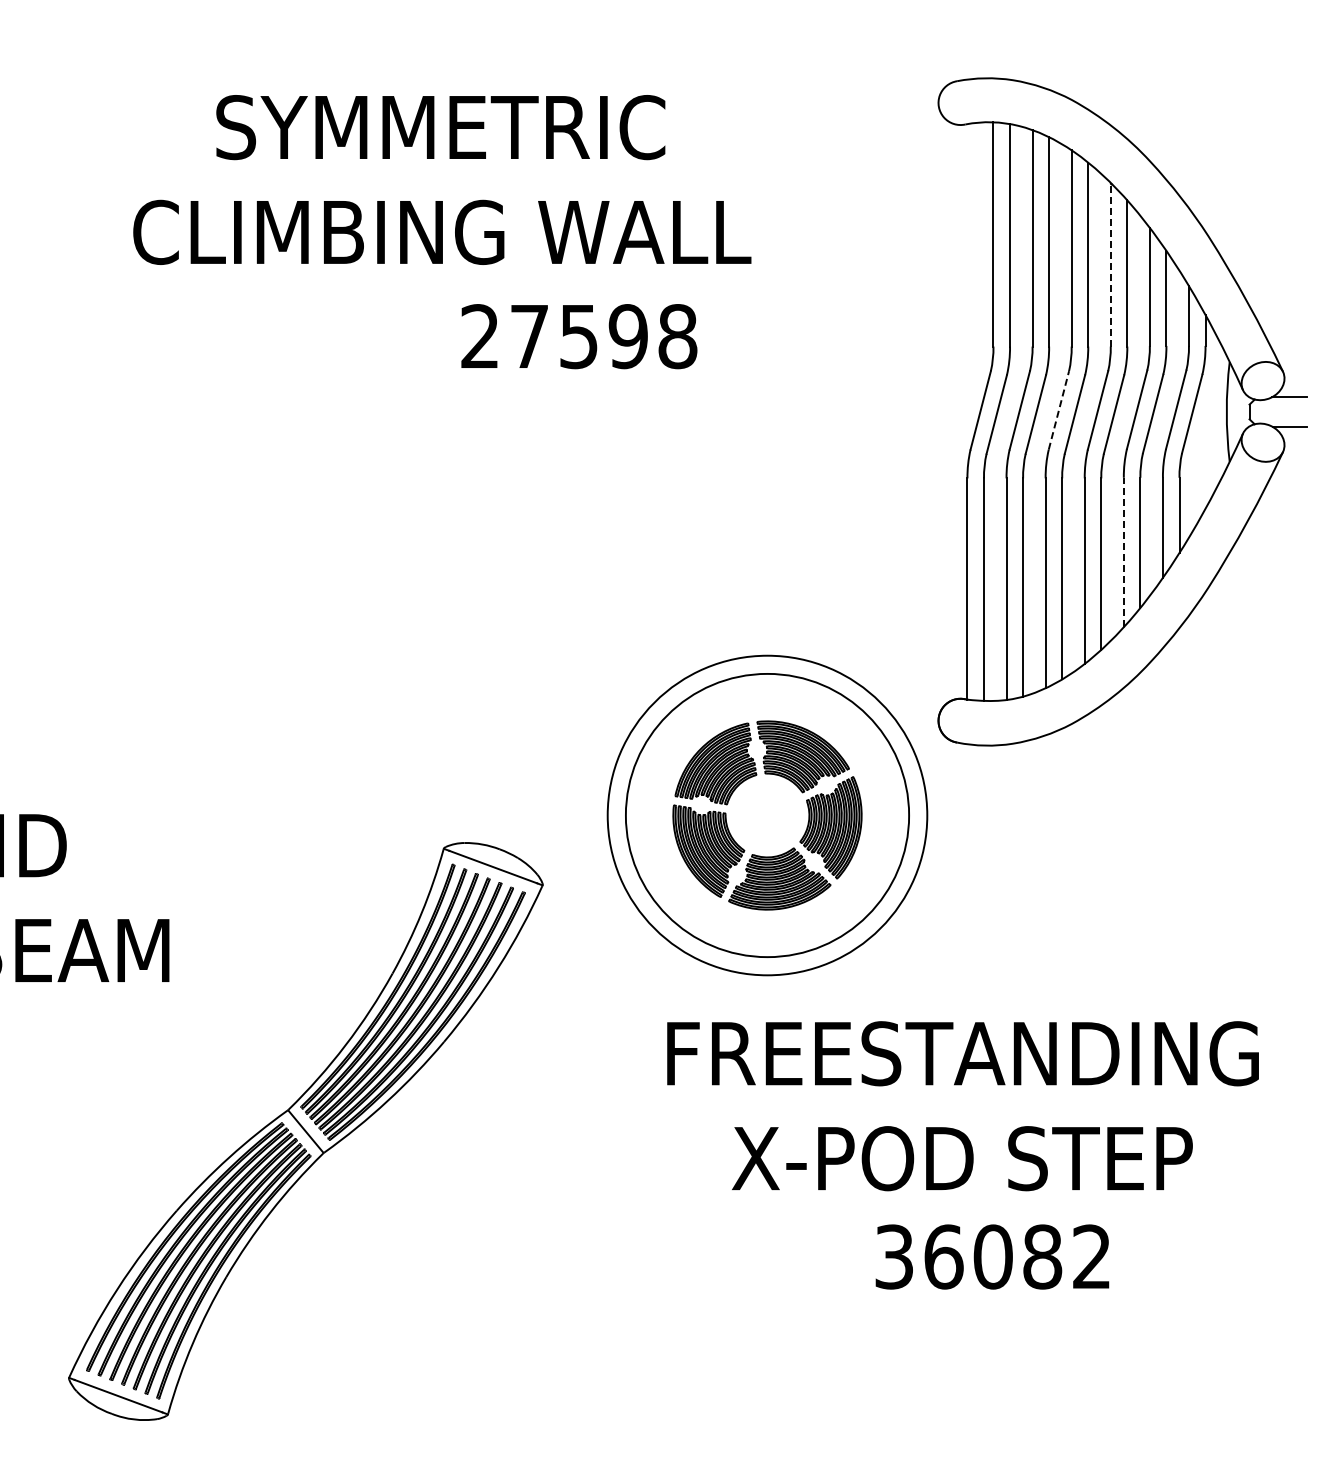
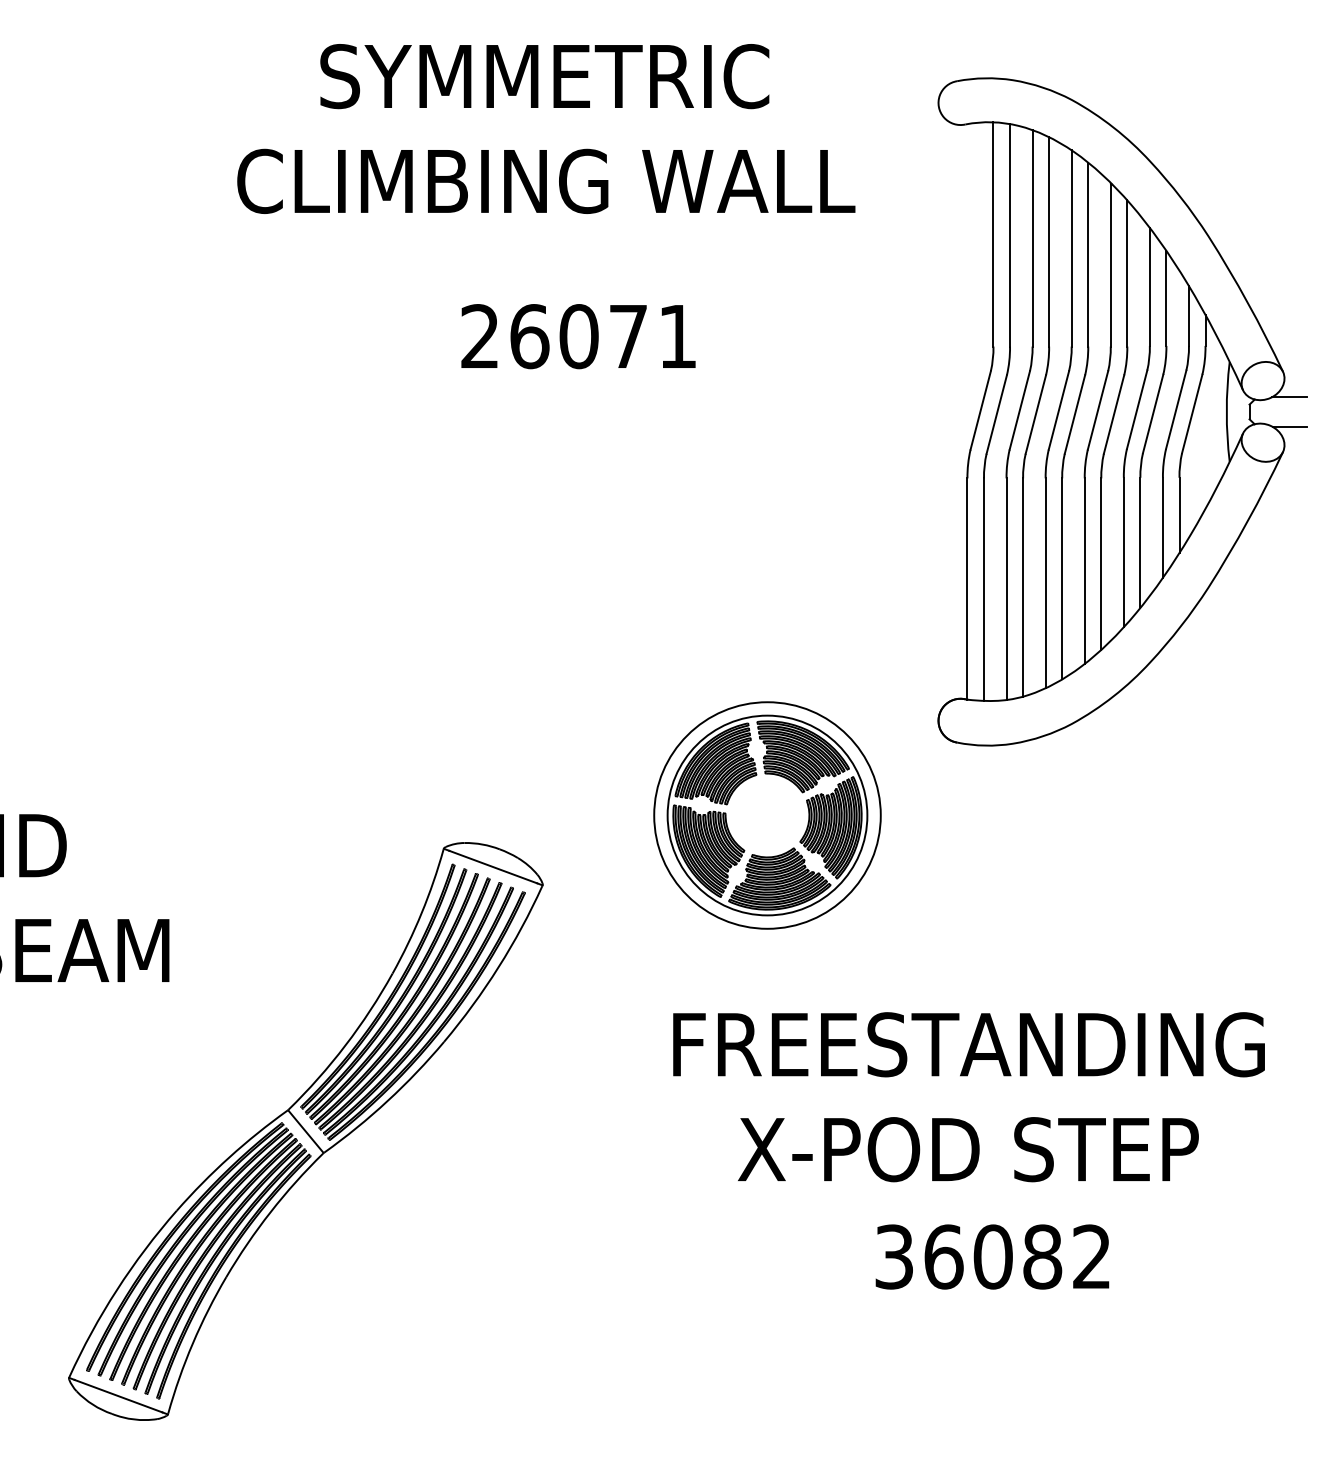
text position: (442, 179) -> (546, 128) (546, 128)
line: dashed -> solid (1110, 265)
text: 27598 -> 26071 (603, 336)
line: dashed -> solid (1058, 410)
line: dashed -> solid (1123, 552)
circle diameter: 283 px -> 227 px (767, 815)
circle diameter: 320 px -> 200 px (767, 815)
text position: (962, 1106) -> (968, 1097) (968, 1097)
